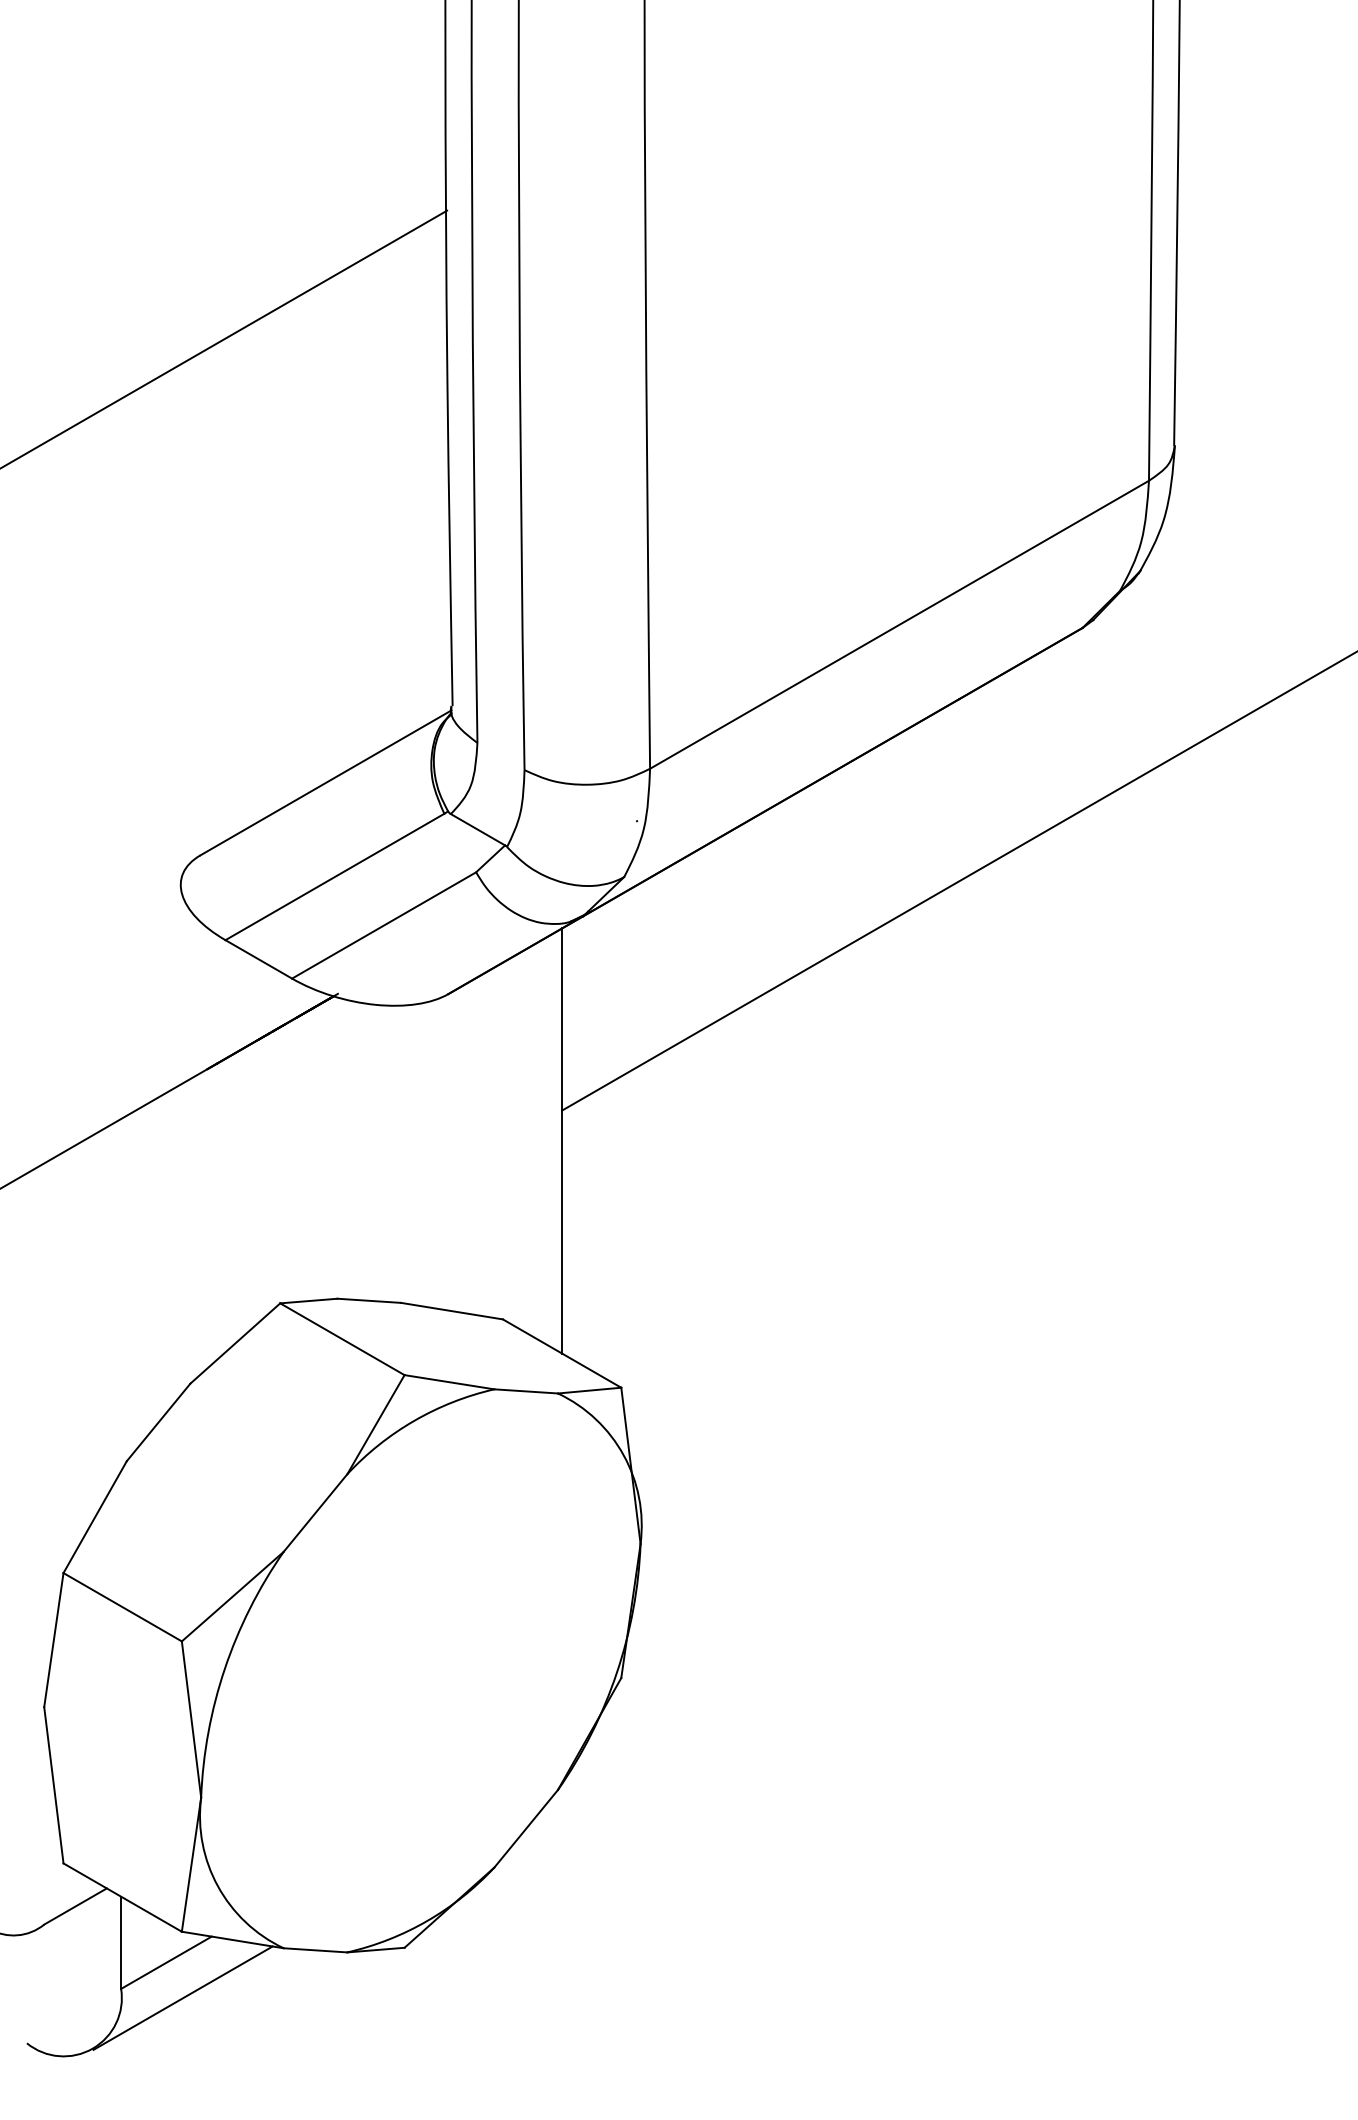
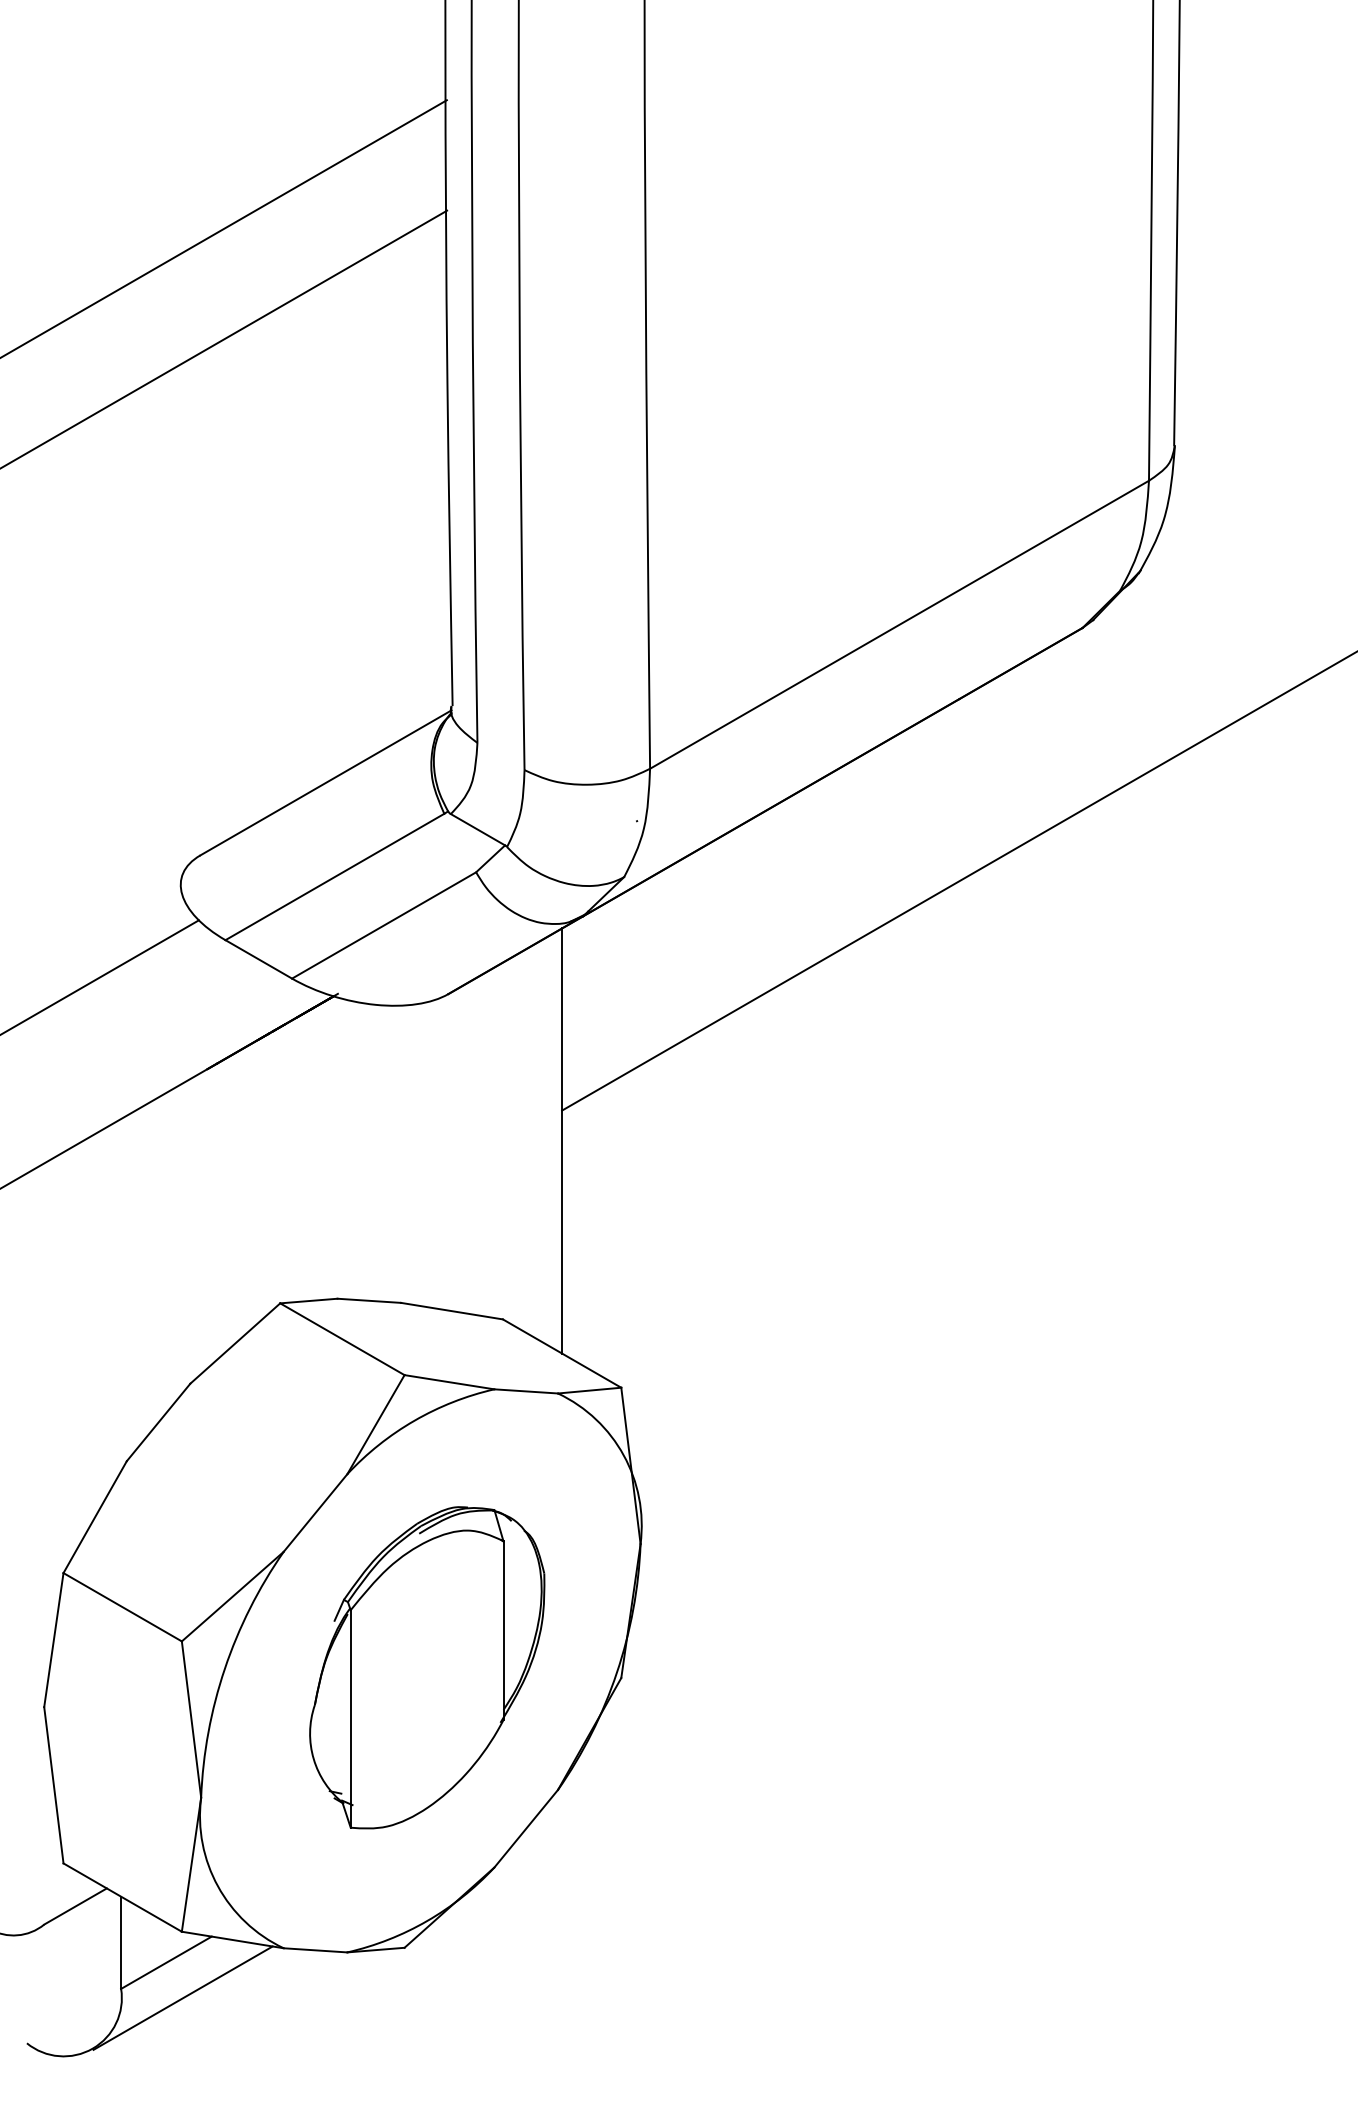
line: none -> present (224, 228)
line: none -> present (100, 976)
part: none -> present (427, 1667)
